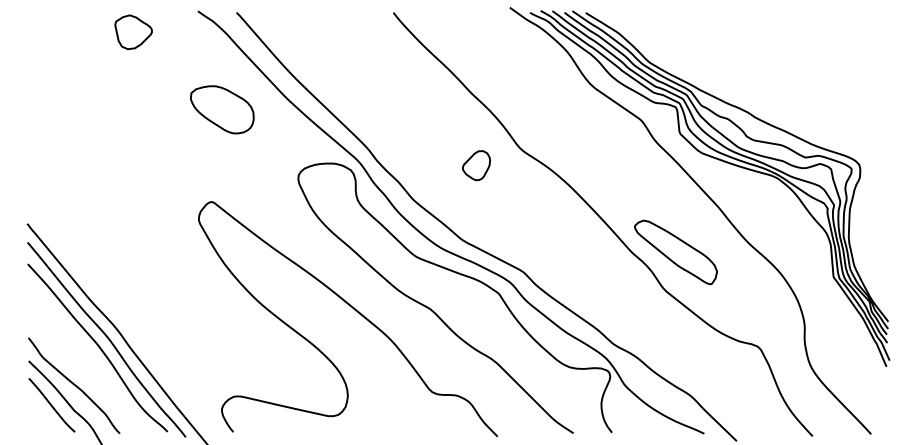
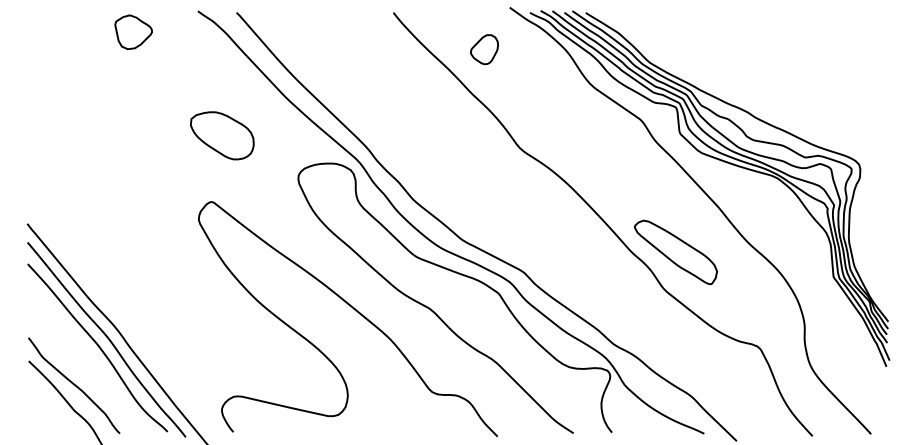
part position: (222, 109) -> (222, 135) (222, 135)
part position: (476, 165) -> (484, 49) (484, 49)
curve: present -> none (51, 405)
